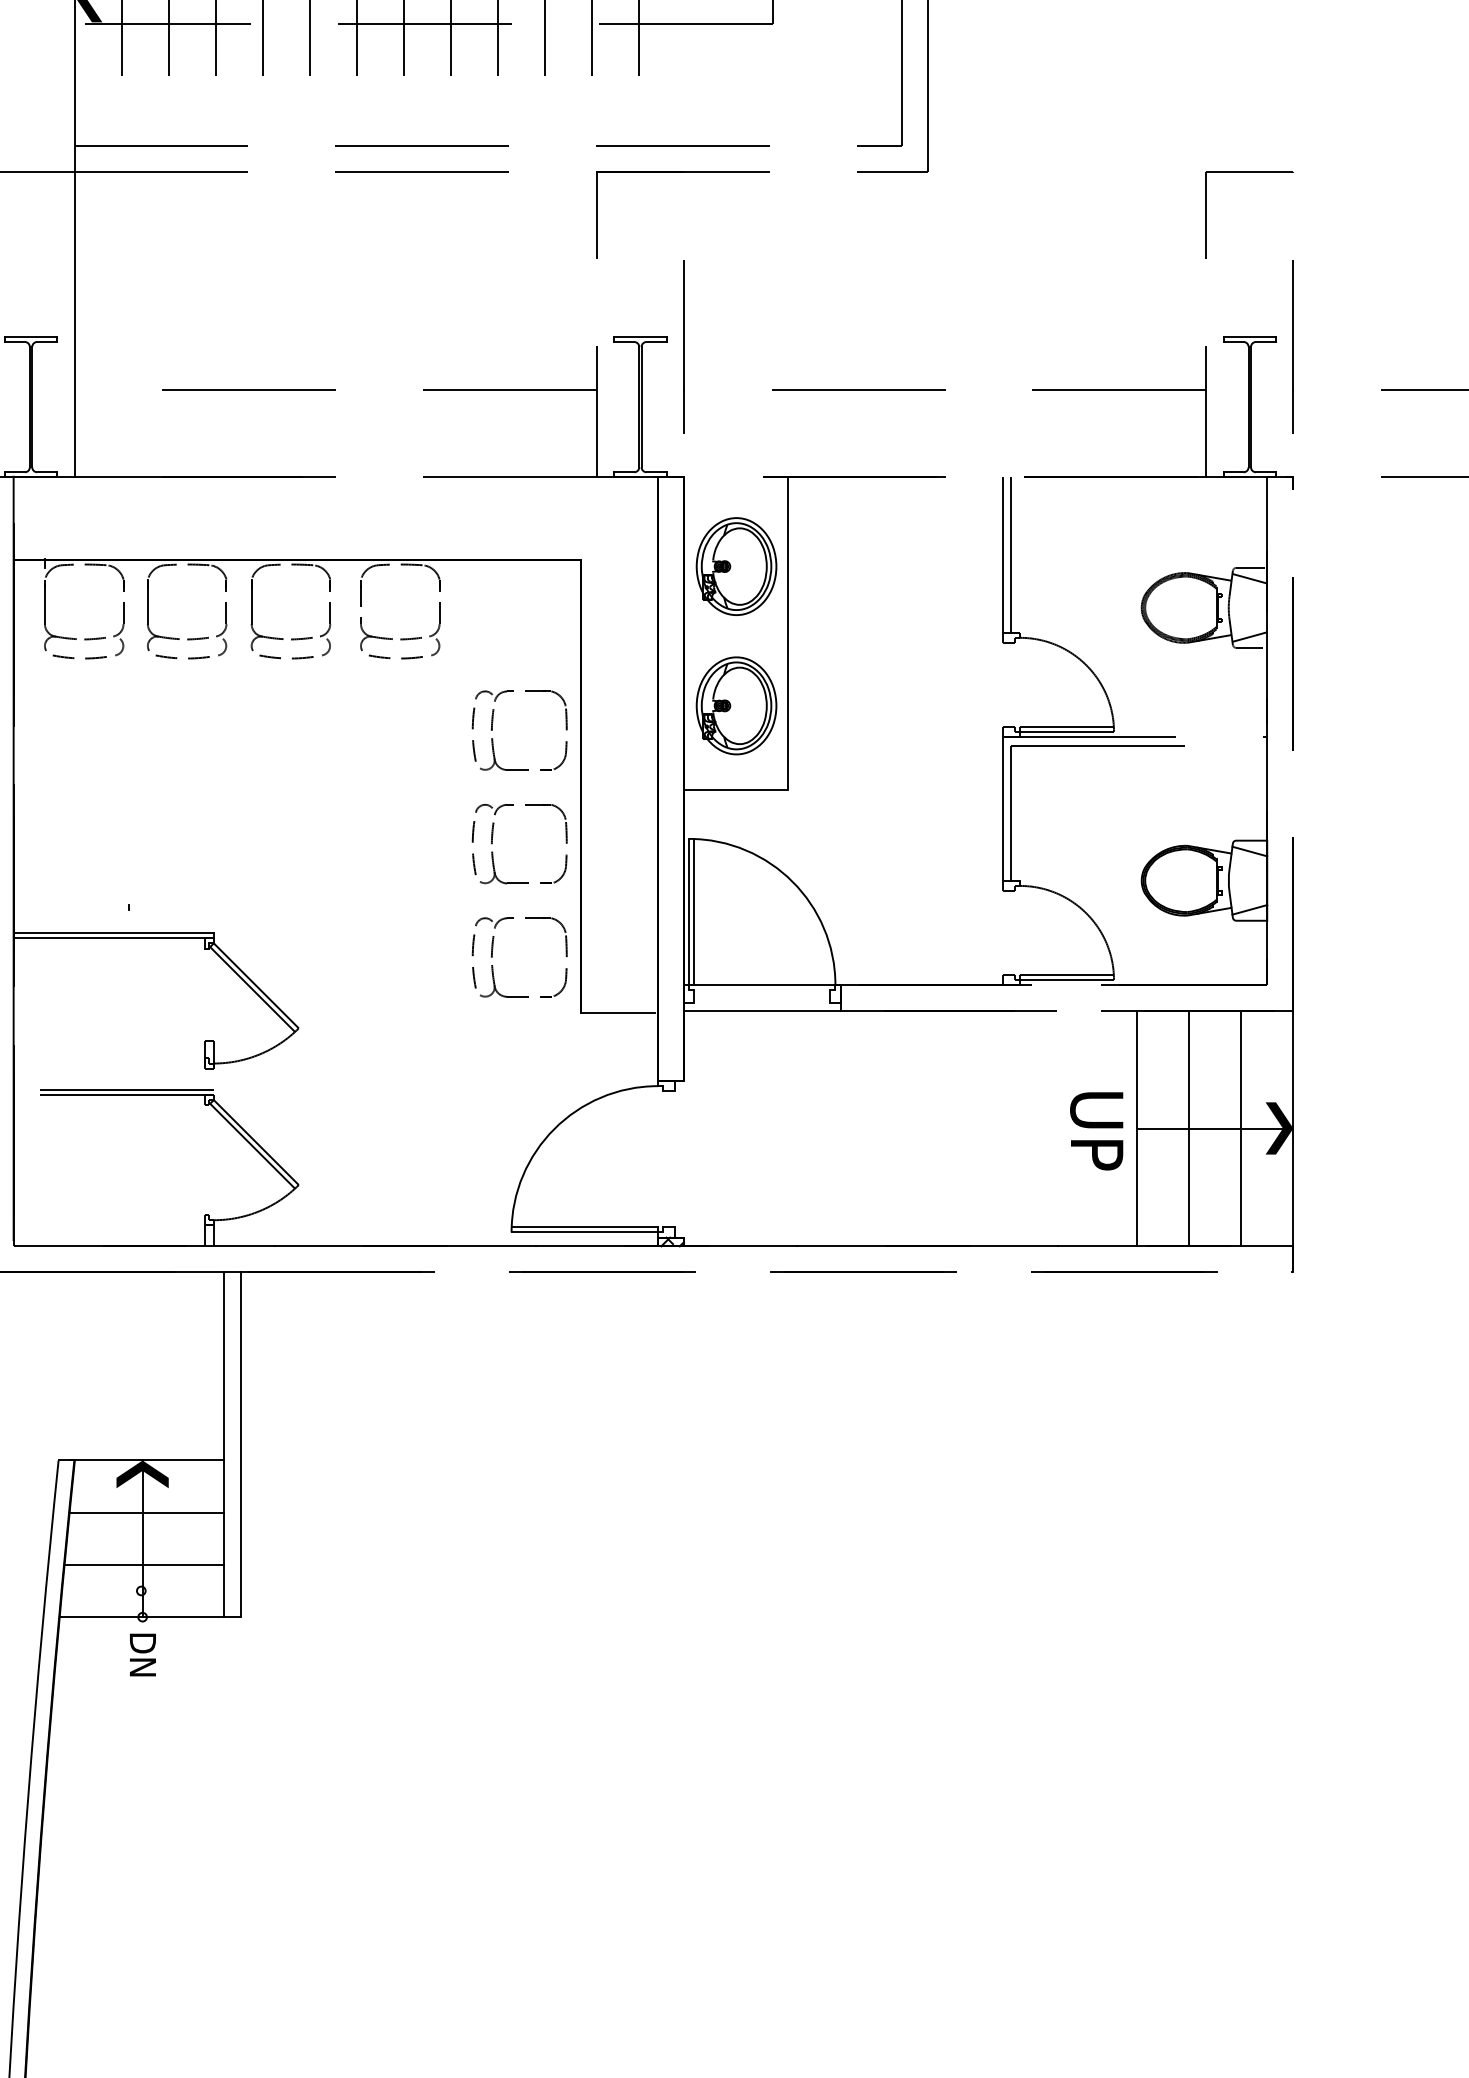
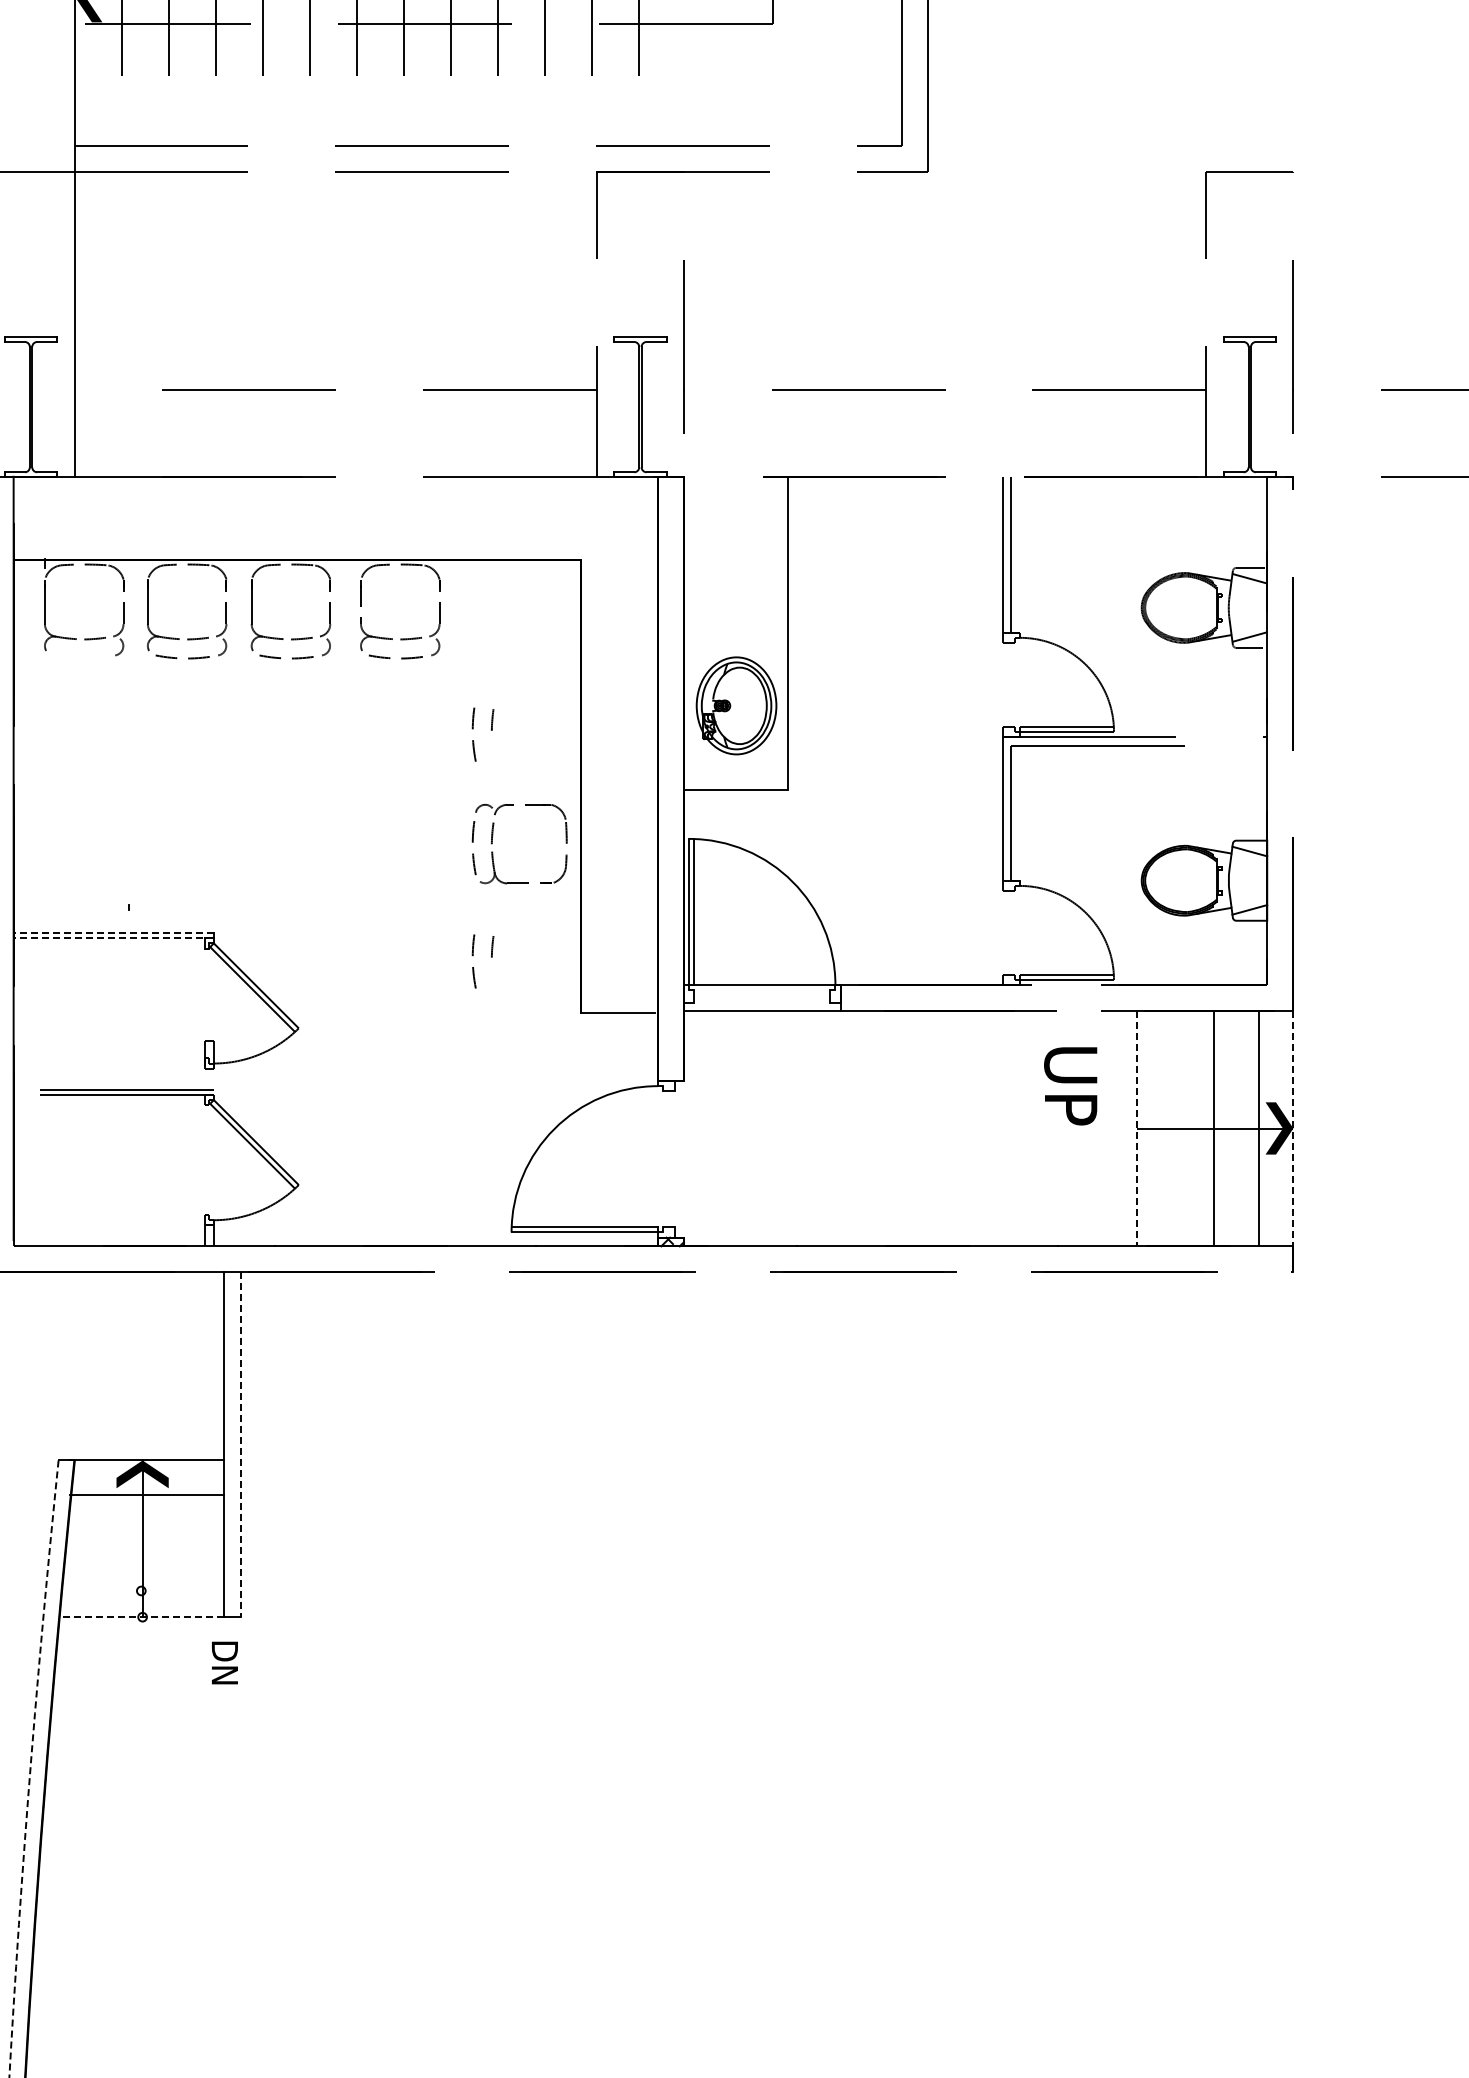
part: present -> none (736, 566)
arc: present -> none (74, 657)
part: present -> none (493, 739)
line: solid -> dashed (113, 932)
line: solid -> dashed (113, 938)
part: present -> none (493, 966)
line: solid -> dashed (1136, 1128)
line position: (1188, 1128) -> (1213, 1128) (1213, 1128)
line position: (1241, 1128) -> (1259, 1128) (1259, 1128)
line: solid -> dashed (1293, 1128)
text position: (1096, 1131) -> (1070, 1086) (1070, 1086)
line: solid -> dashed (241, 1445)
line position: (146, 1512) -> (146, 1494) (146, 1494)
line: present -> none (144, 1564)
line: solid -> dashed (141, 1617)
text position: (142, 1654) -> (224, 1662) (224, 1662)
arc: solid -> dashed (30, 1769)
